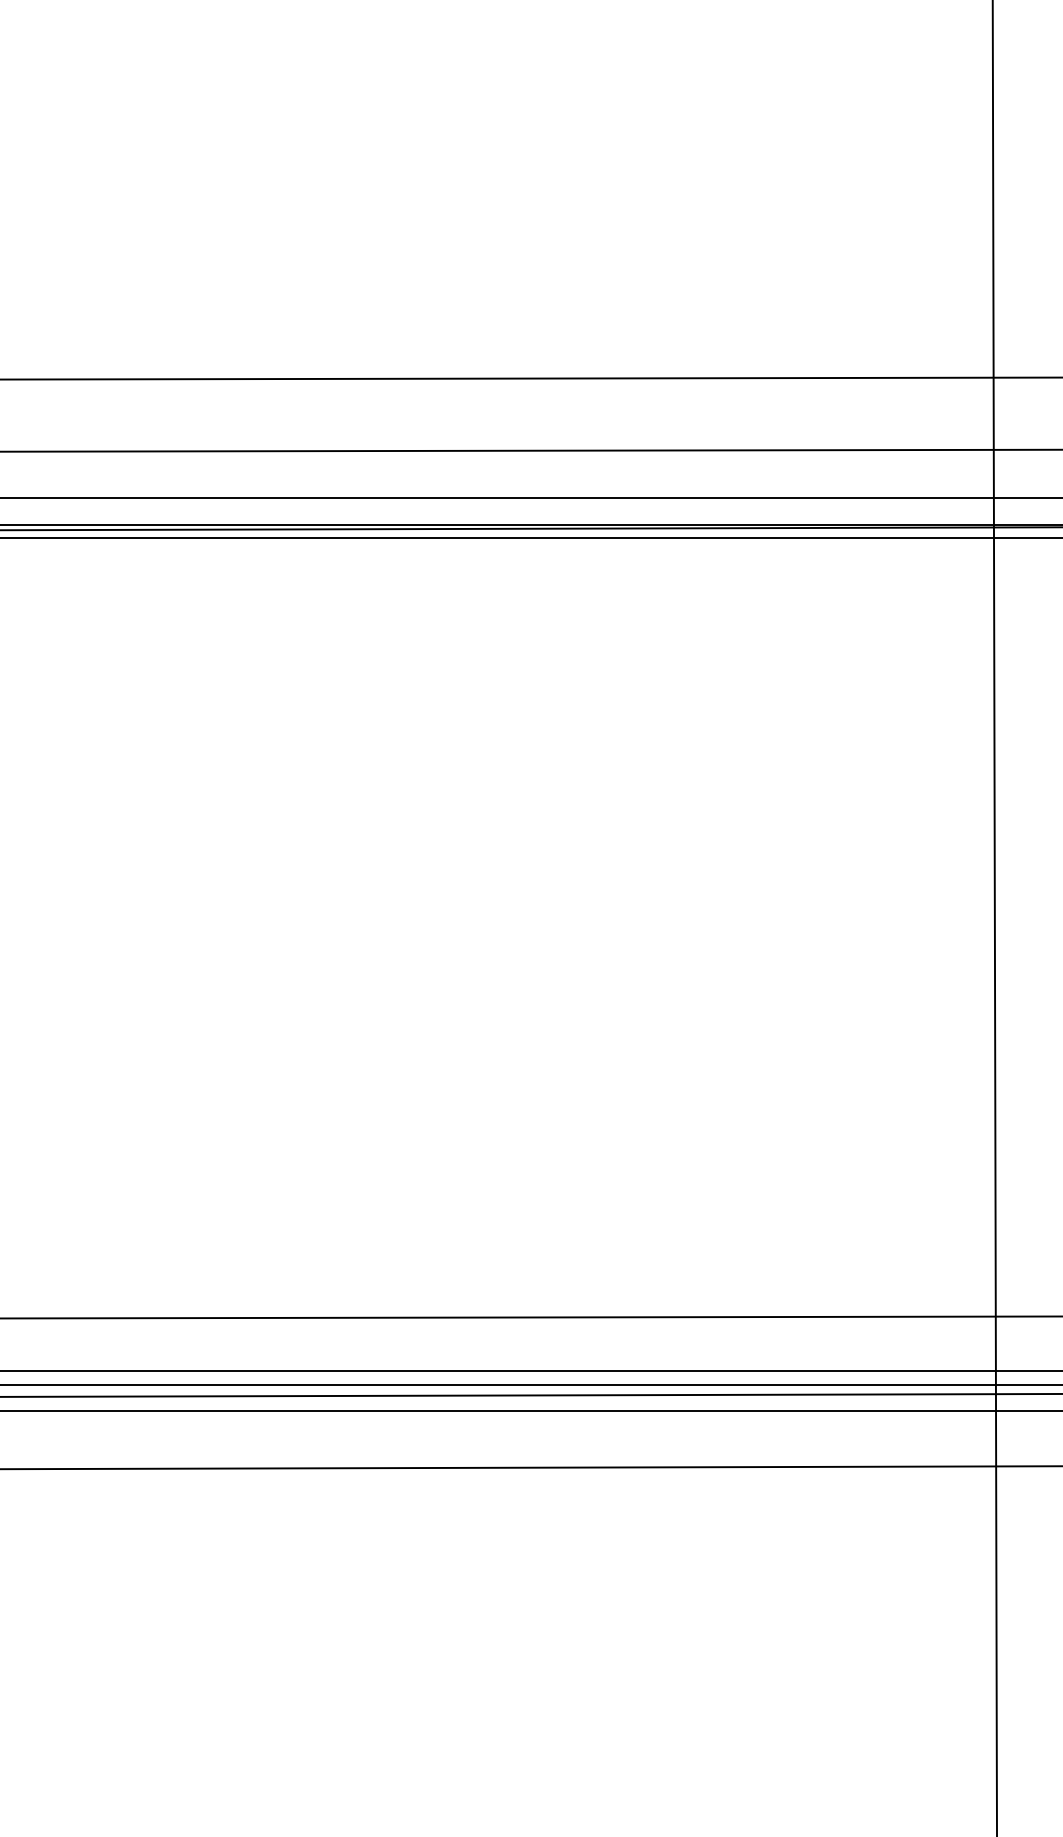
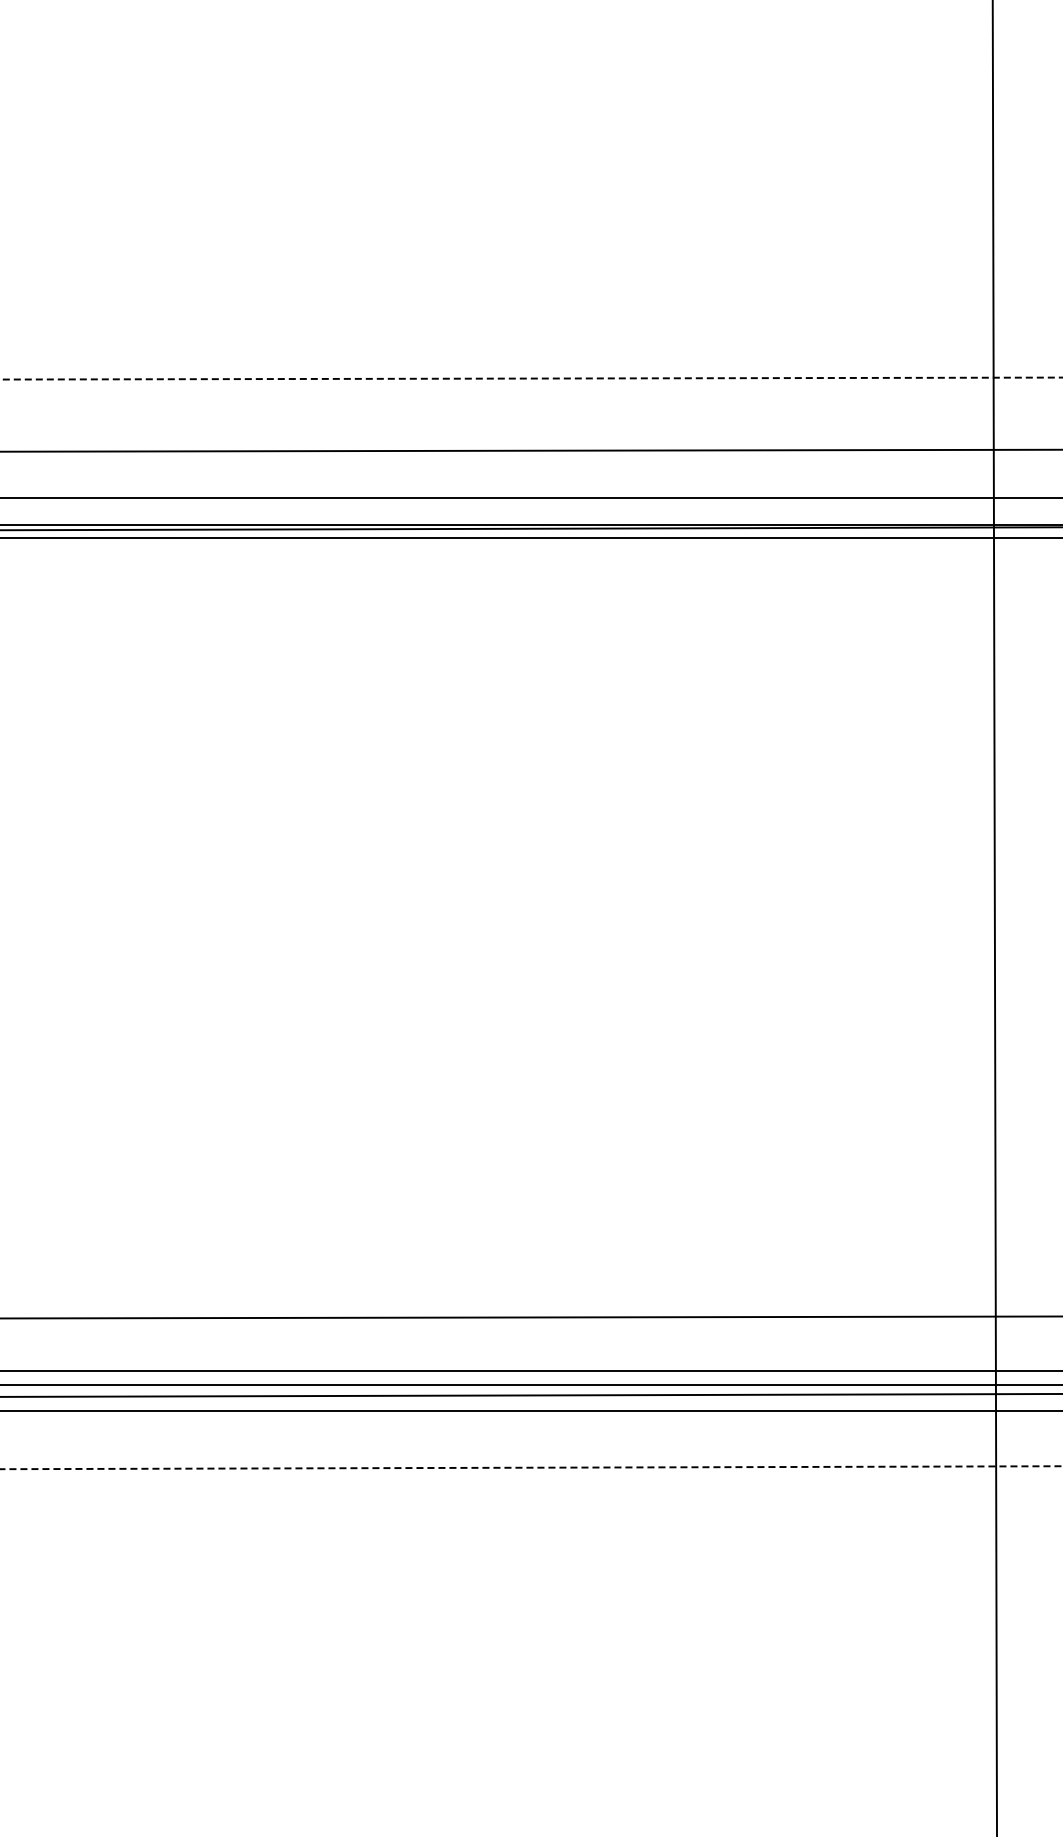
line: solid -> dashed (531, 378)
line: solid -> dashed (531, 1467)
